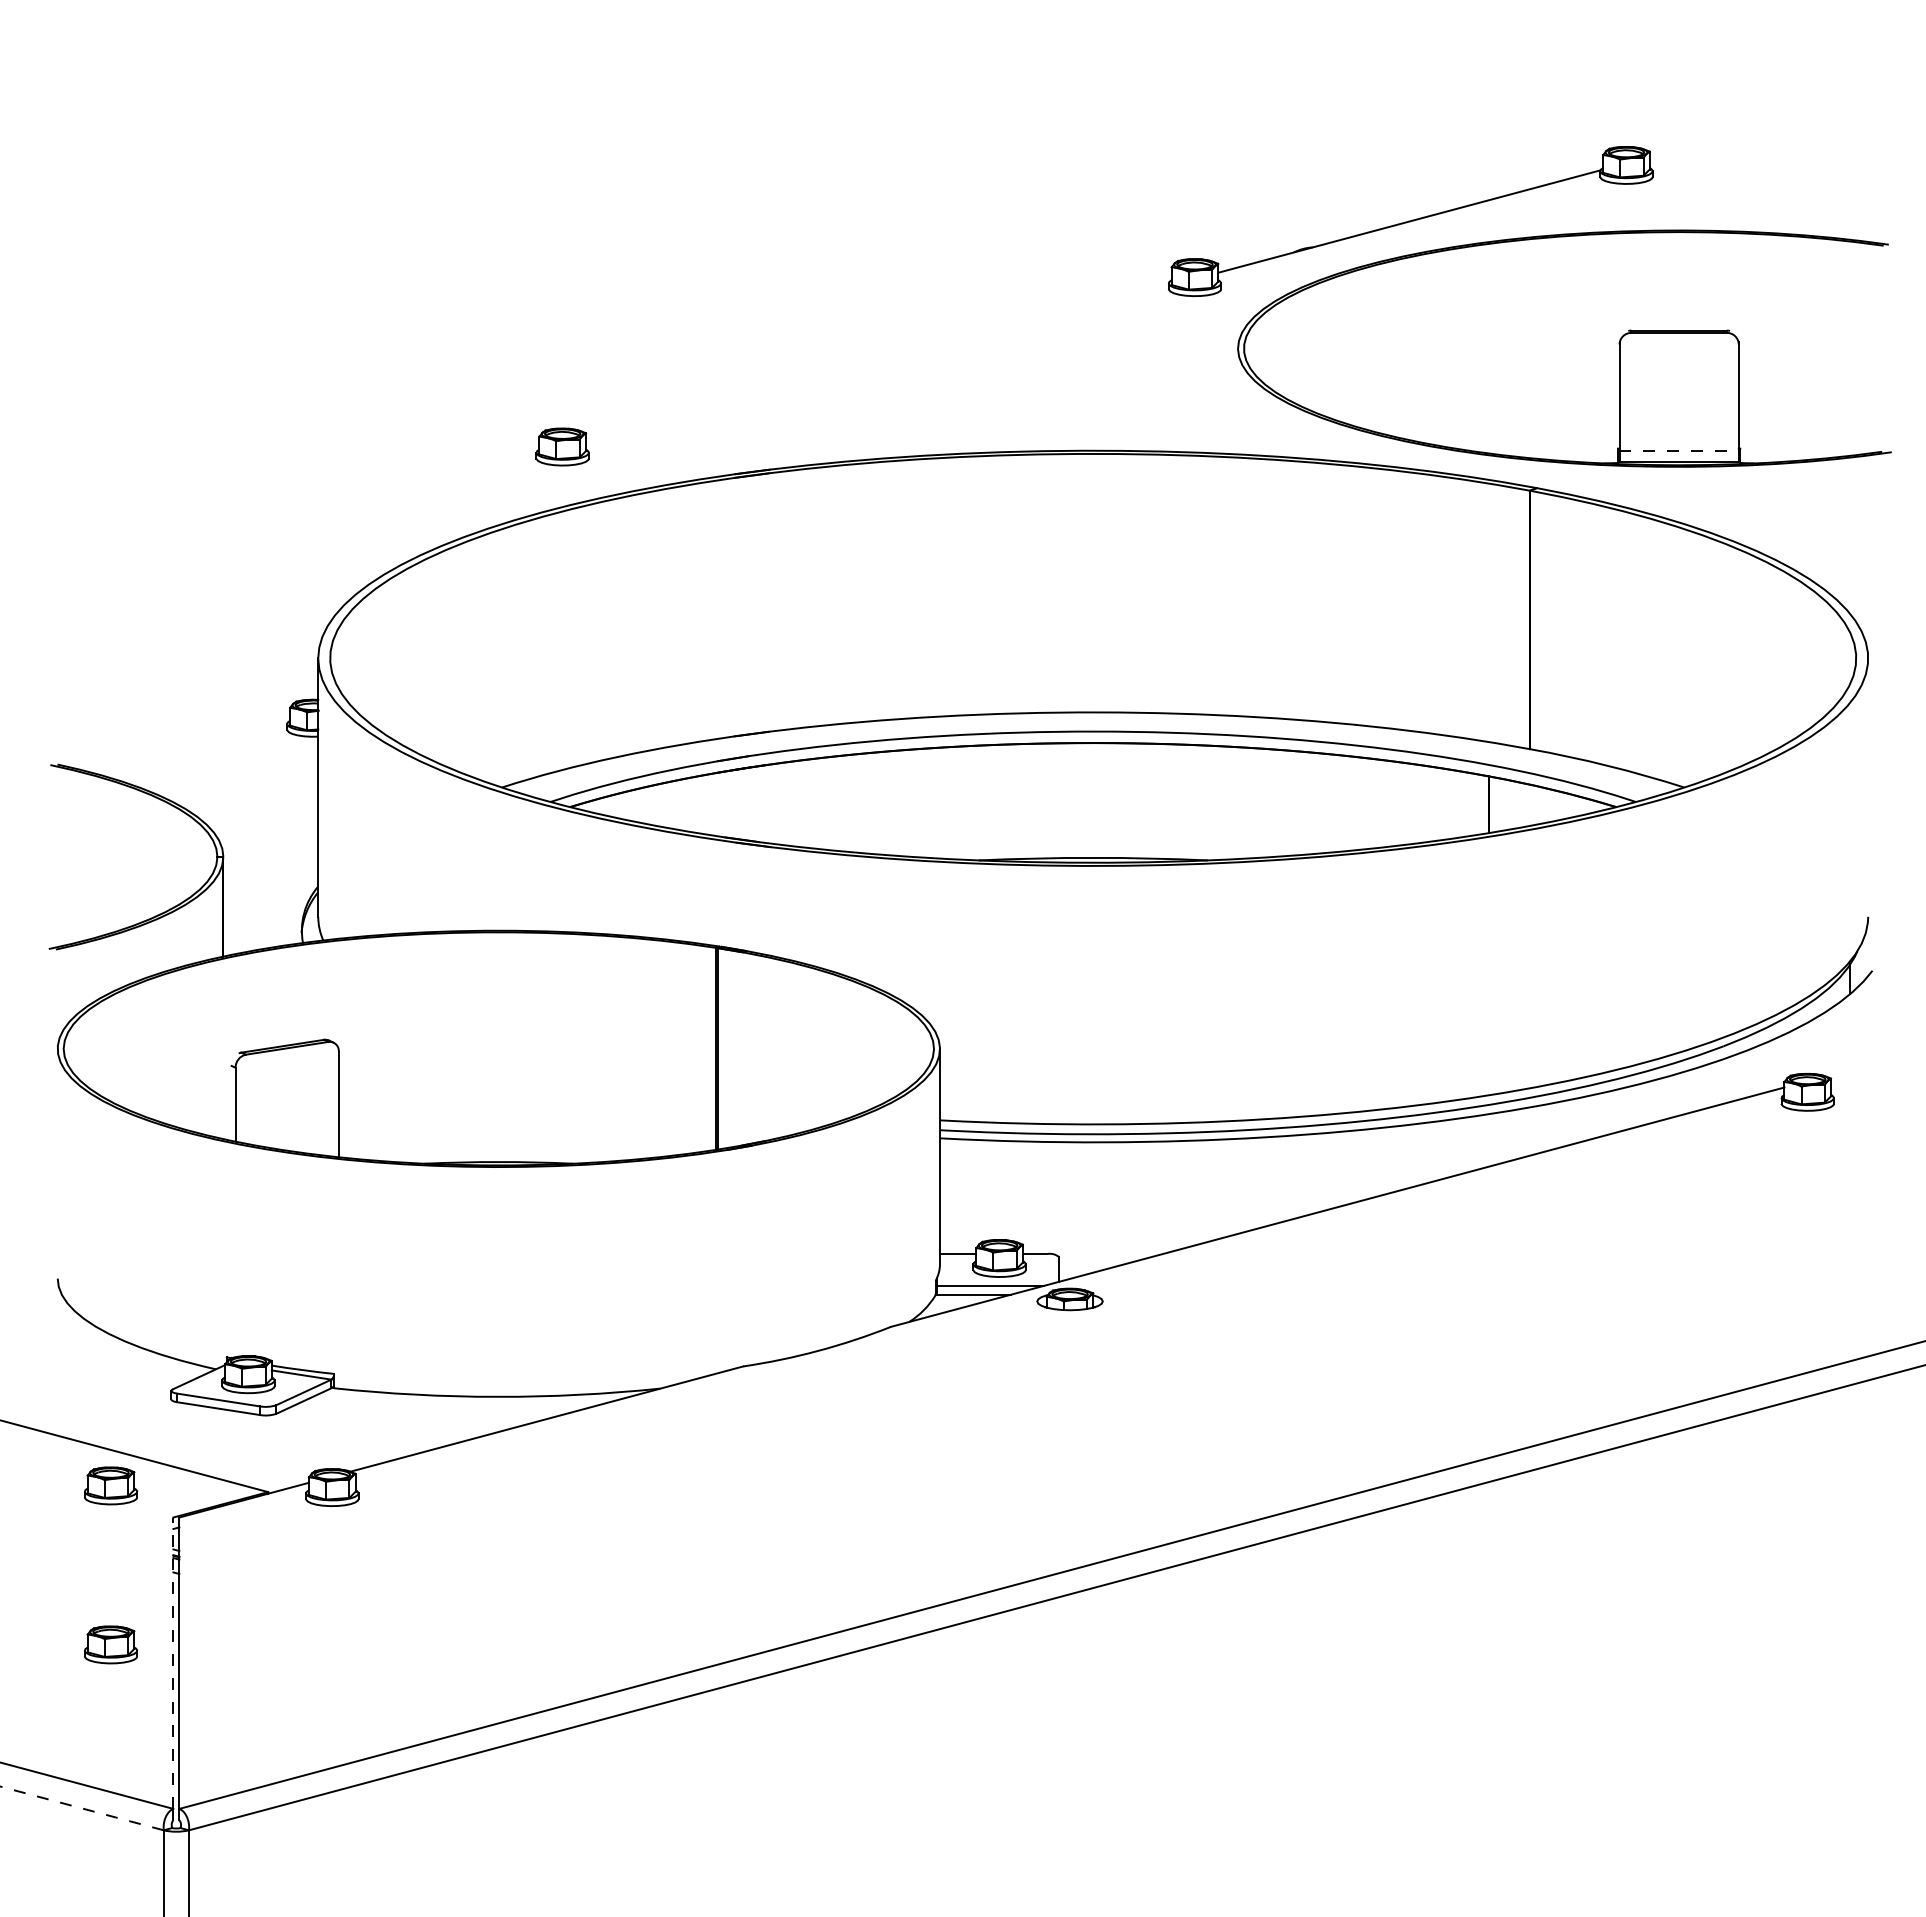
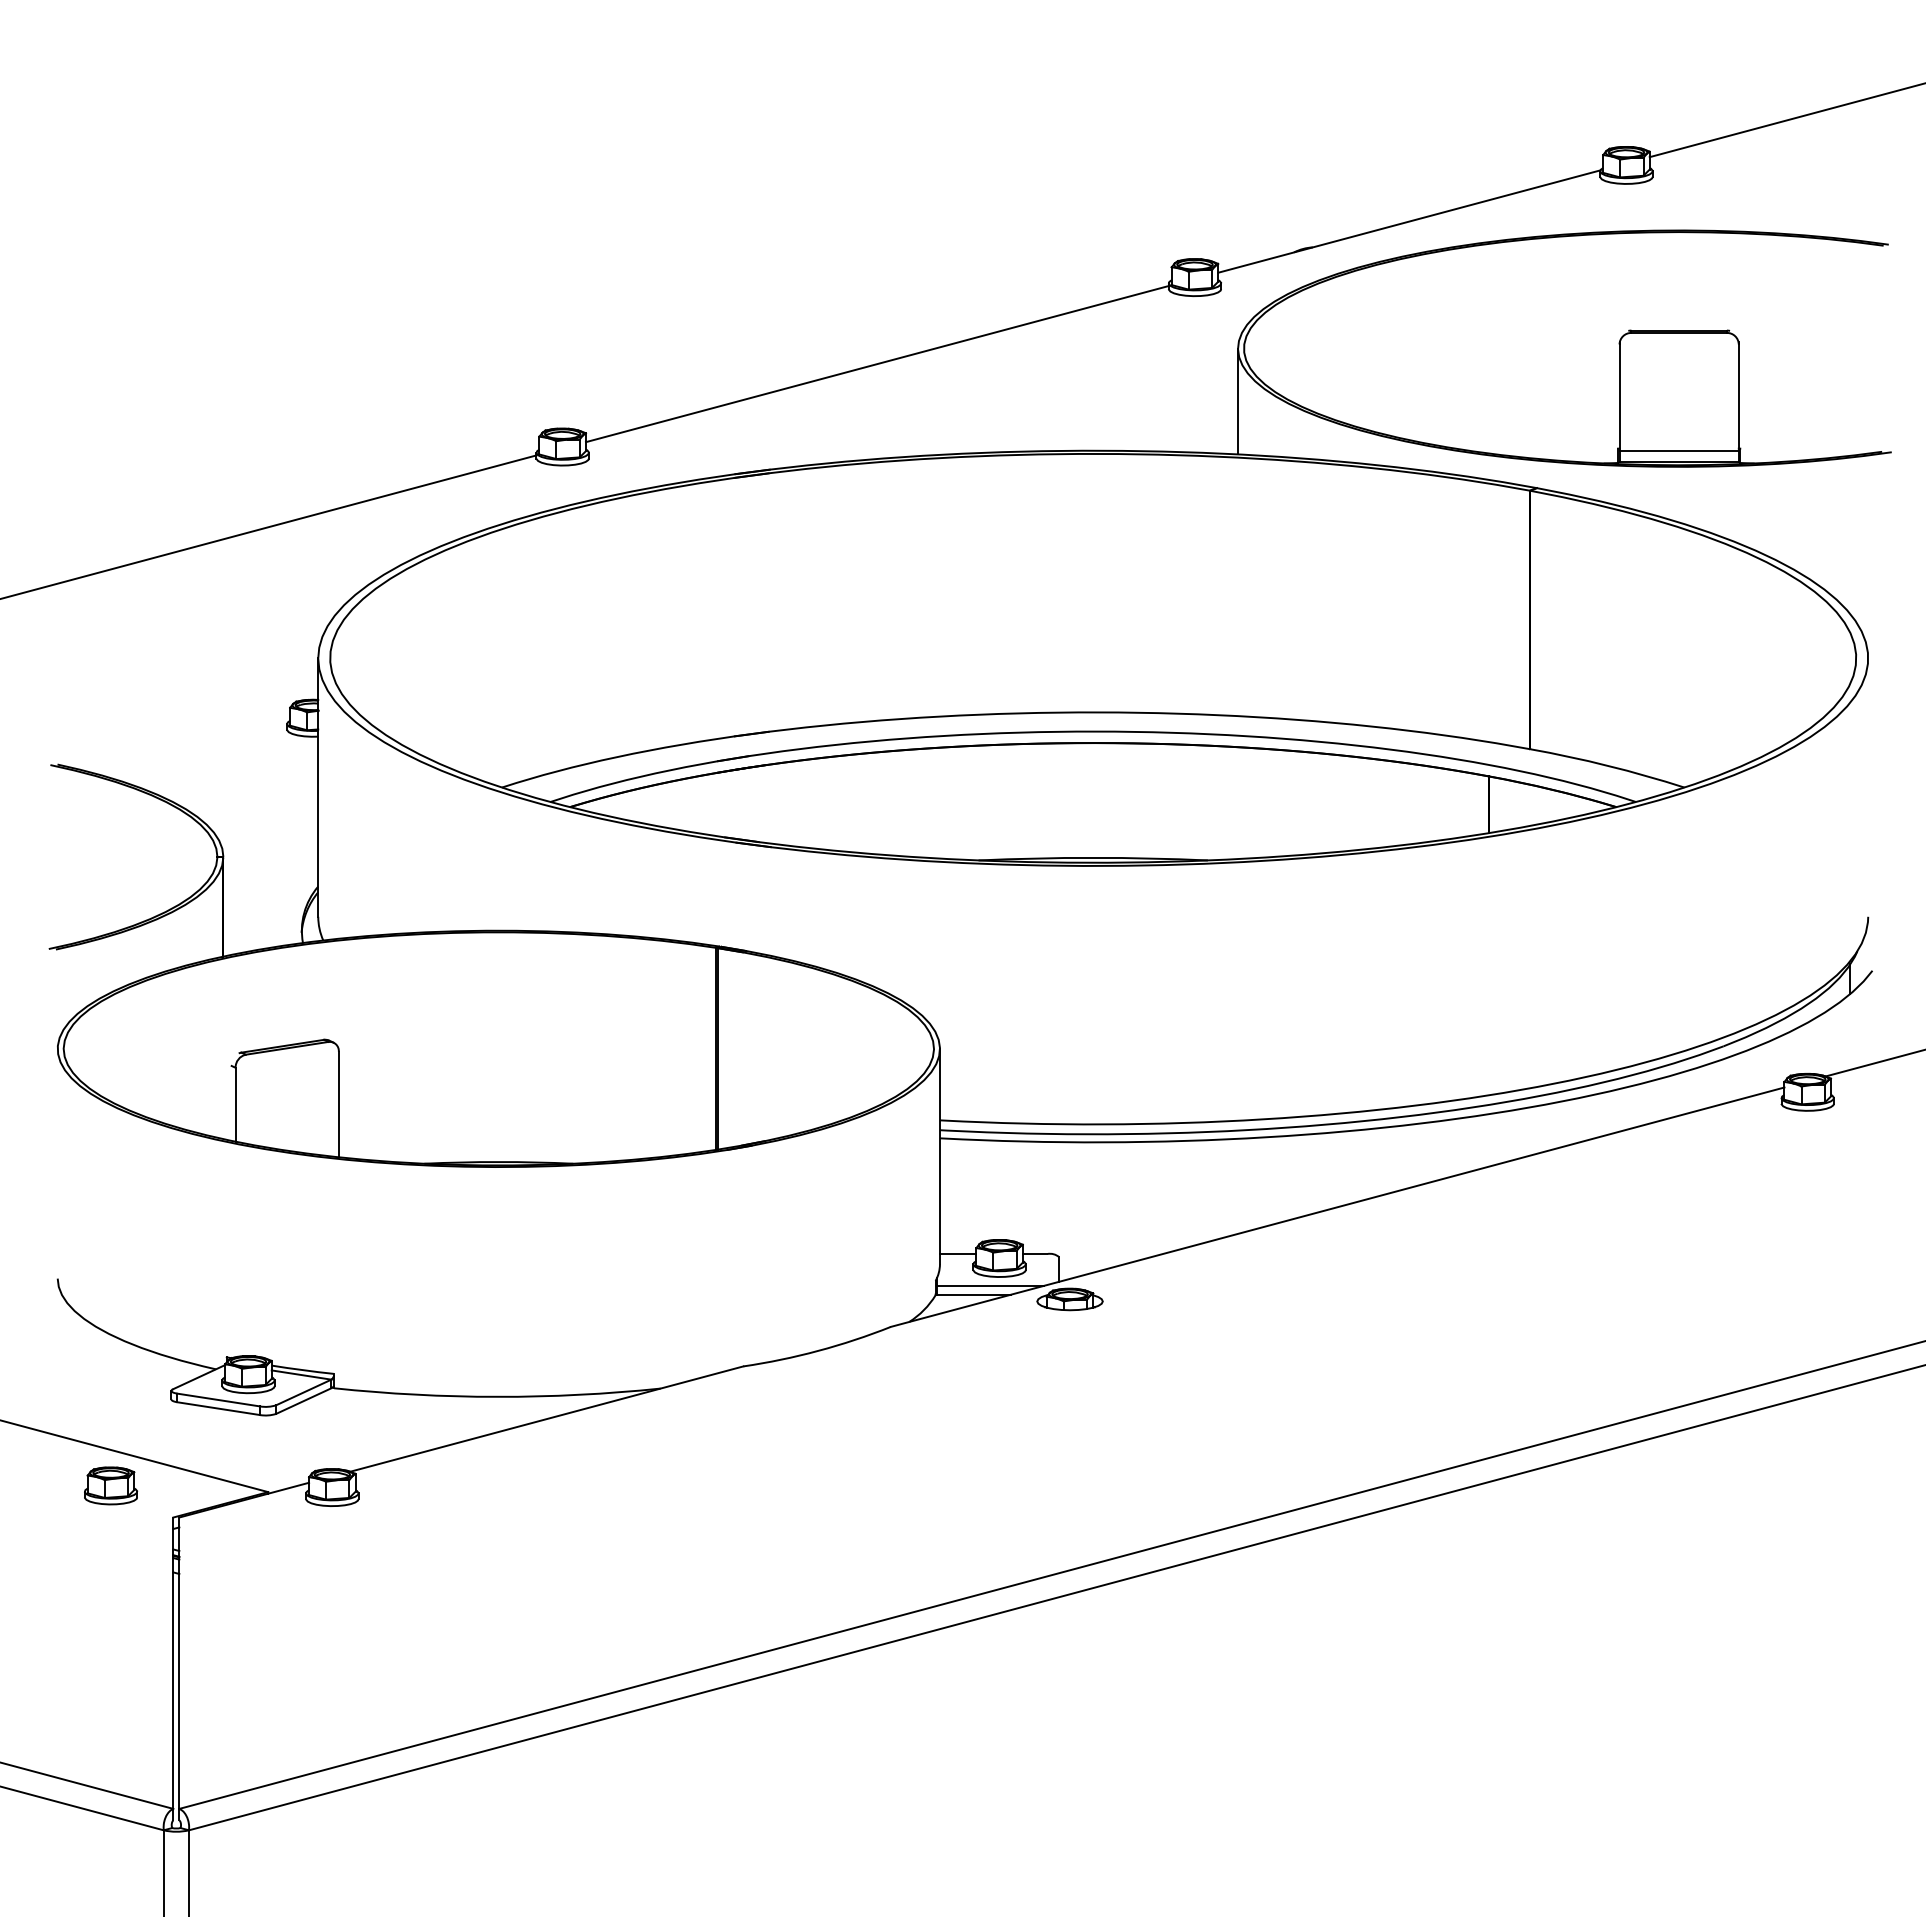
line: none -> present (1785, 120)
line: none -> present (876, 364)
line: none -> present (1238, 401)
line: dashed -> solid (1679, 450)
line: none -> present (269, 526)
line: none -> present (1873, 1063)
part: present -> none (111, 1644)
line: dashed -> solid (173, 1663)
line: dashed -> solid (81, 1808)
